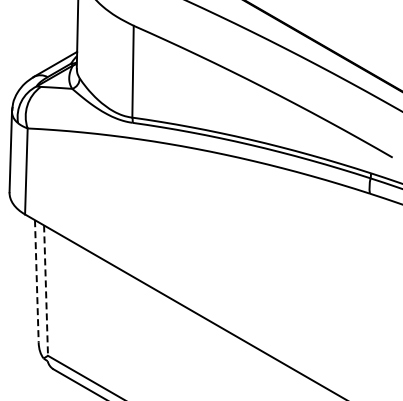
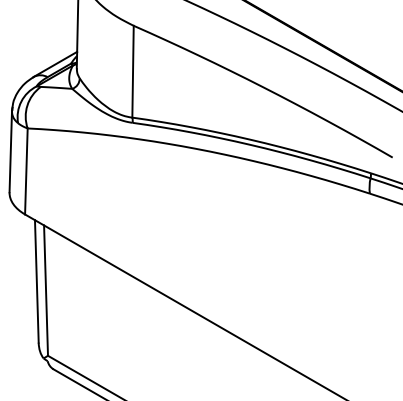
line: dashed -> solid (36, 281)
line: dashed -> solid (46, 291)
